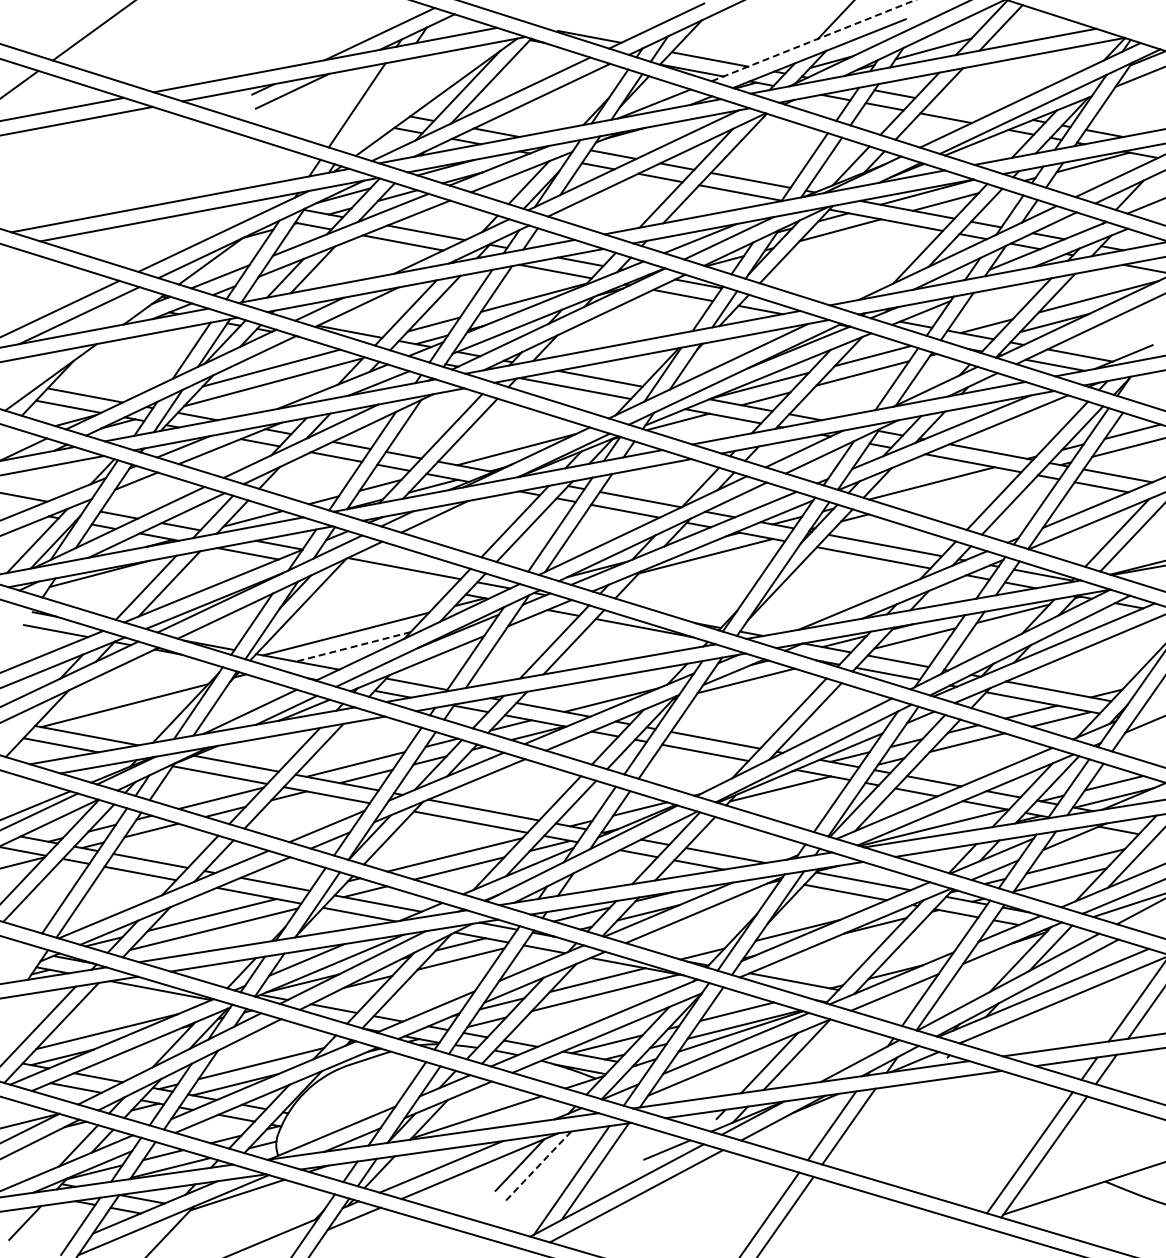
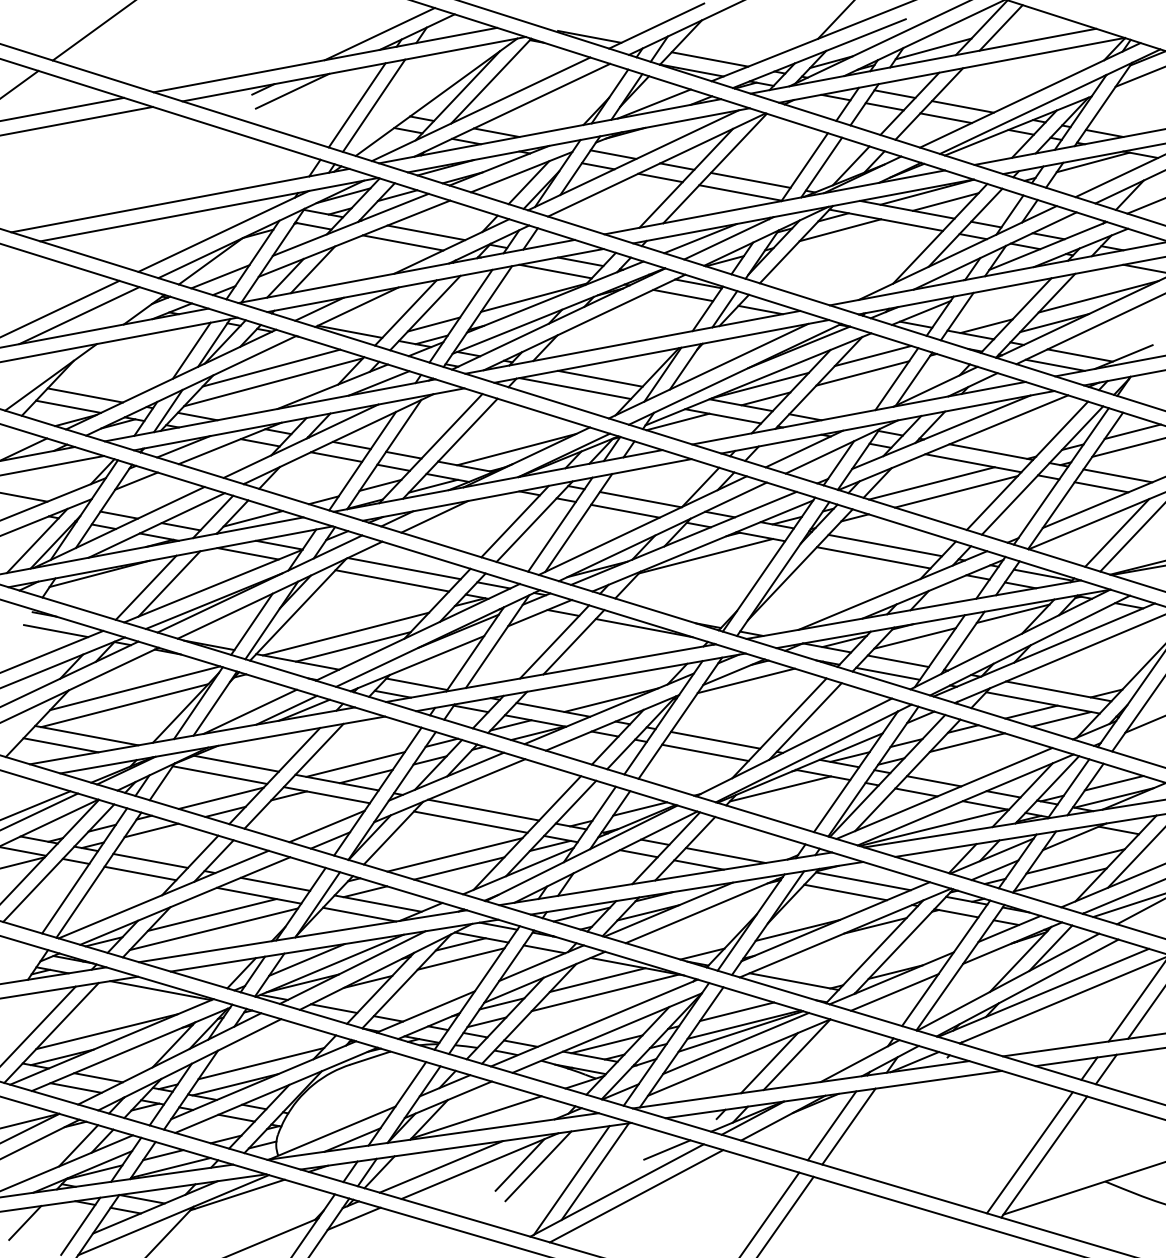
line: dashed -> solid (813, 40)
line: none -> present (373, 105)
line: none -> present (962, 106)
line: none -> present (956, 491)
line: none -> present (392, 580)
line: dashed -> solid (352, 647)
line: none -> present (135, 688)
line: dashed -> solid (538, 1166)
